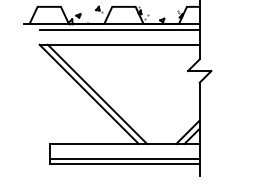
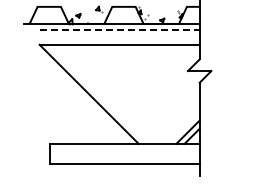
line: solid -> dashed (120, 30)
line: present -> none (97, 93)
line: present -> none (124, 158)
